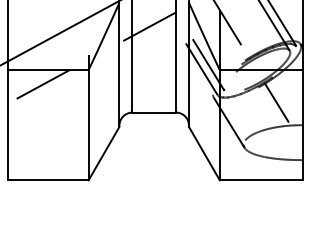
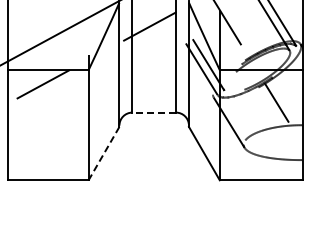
line: solid -> dashed (154, 112)
line: solid -> dashed (104, 153)
